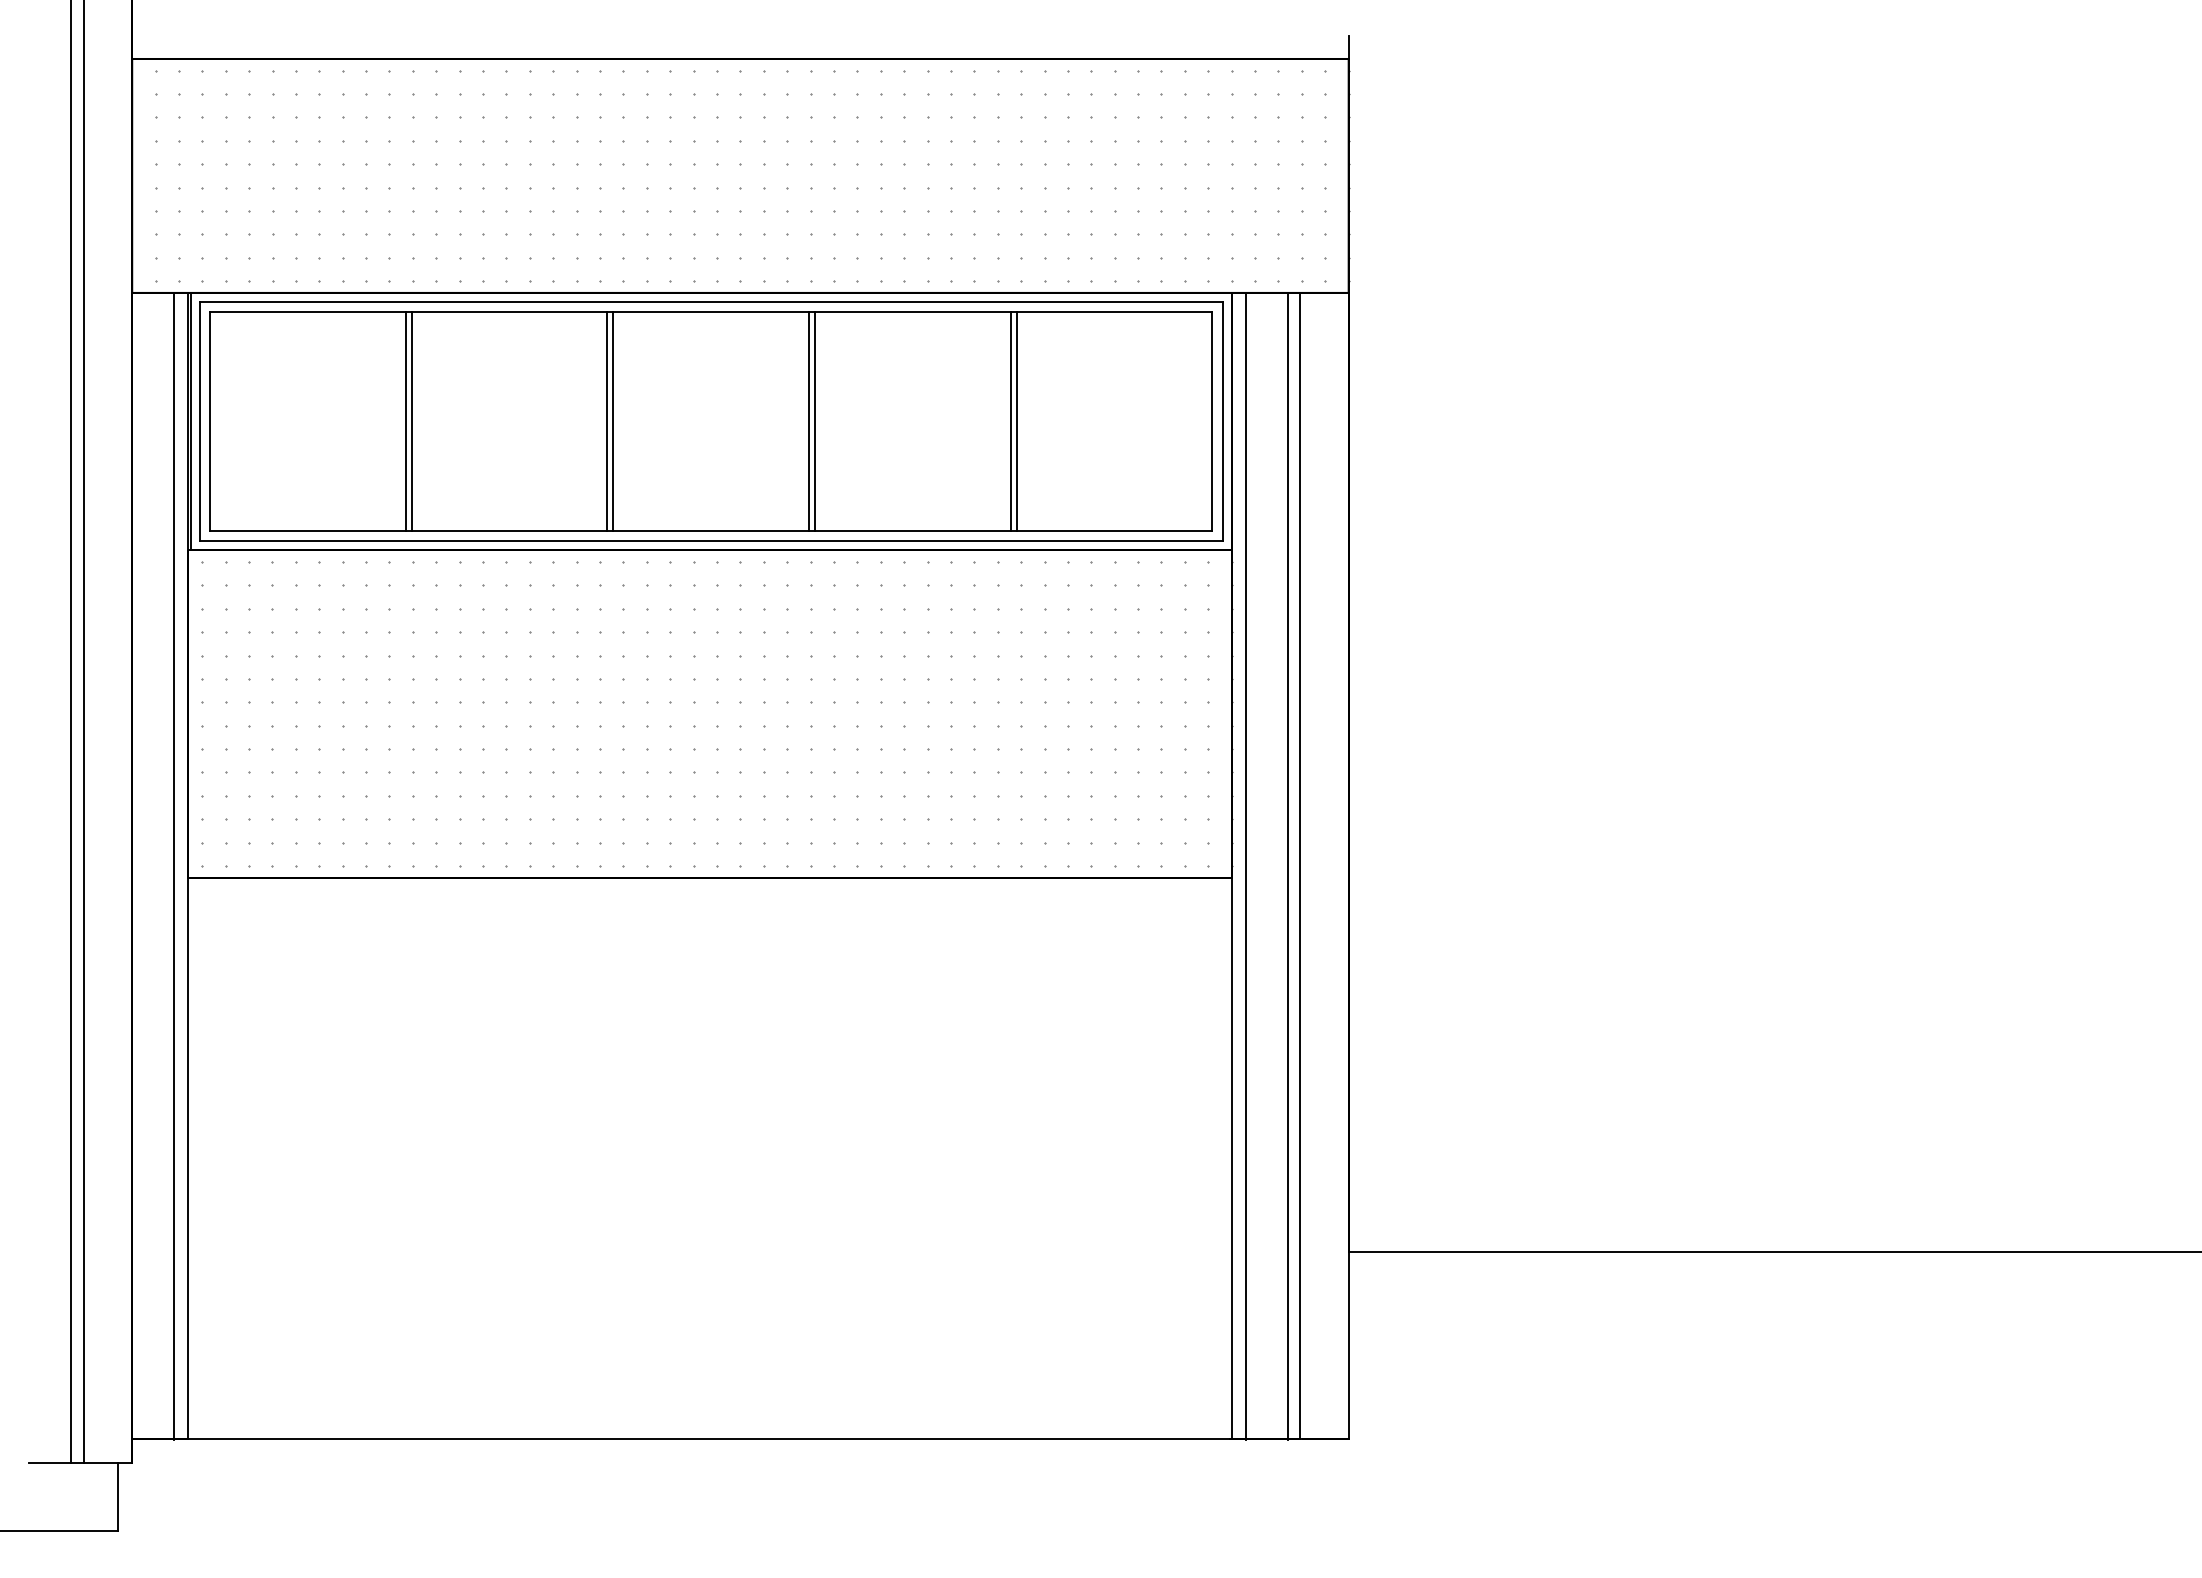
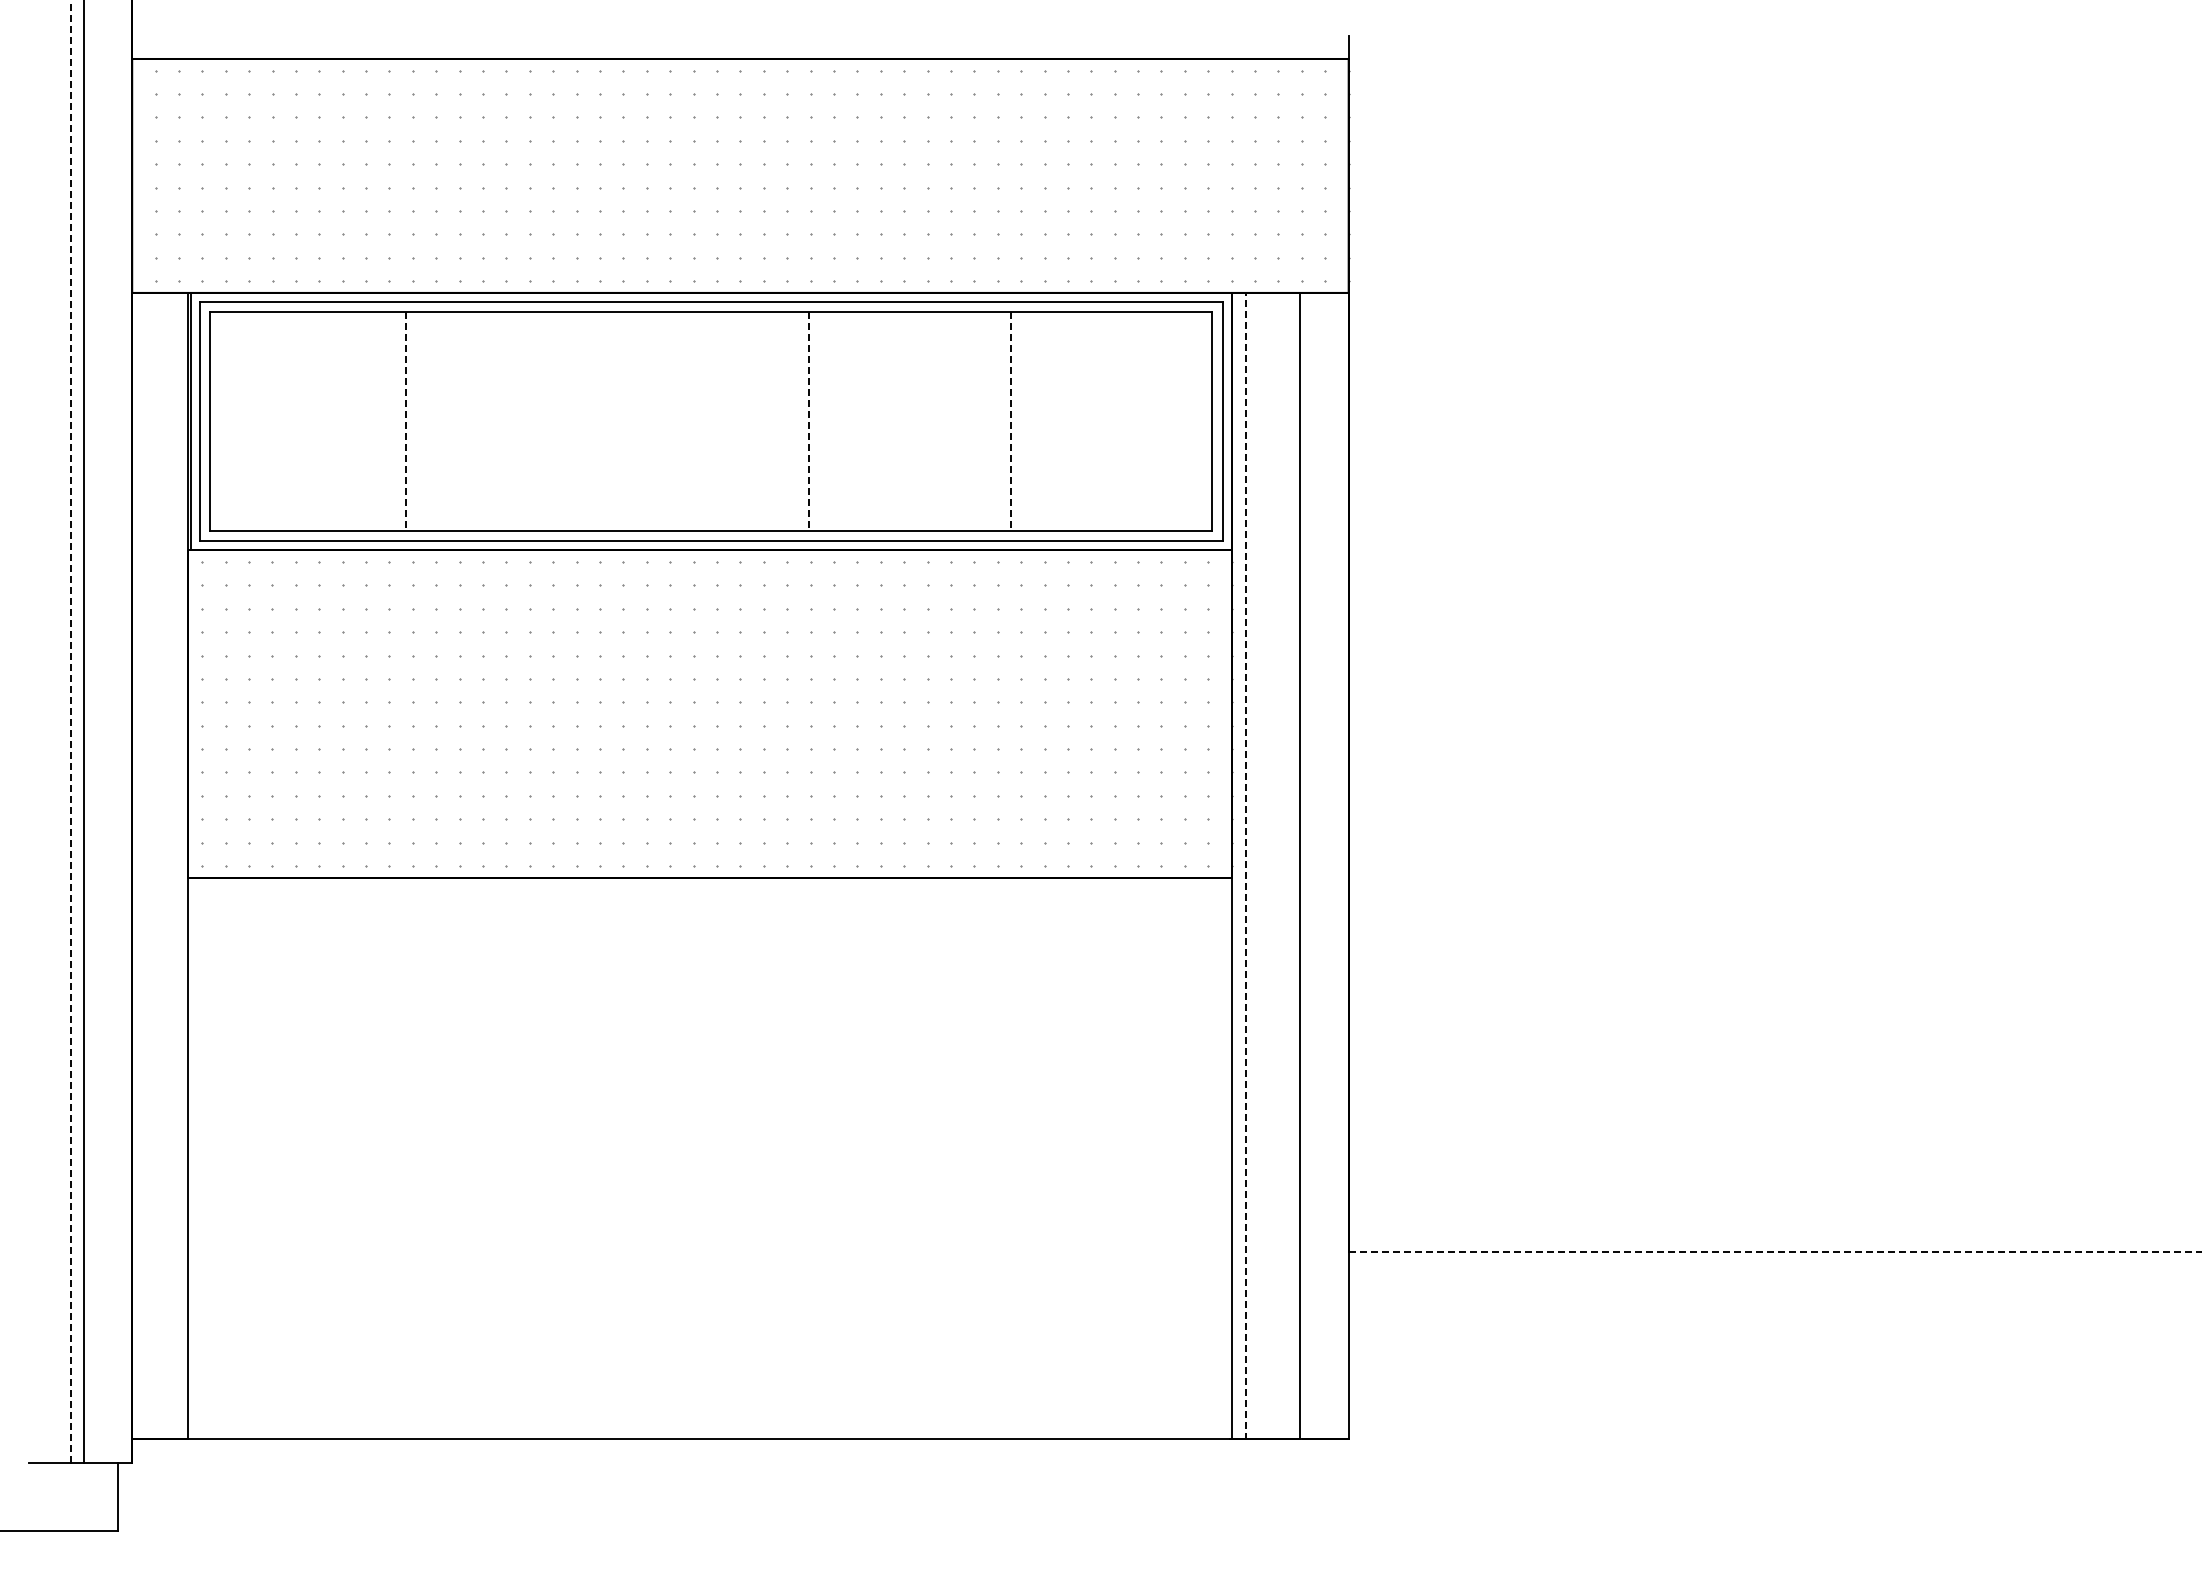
line: present -> none (411, 421)
line: present -> none (607, 421)
line: present -> none (613, 421)
line: present -> none (814, 421)
line: present -> none (1016, 421)
line: solid -> dashed (405, 422)
line: solid -> dashed (809, 422)
line: solid -> dashed (1010, 422)
line: solid -> dashed (71, 730)
line: present -> none (174, 865)
line: solid -> dashed (1245, 865)
line: present -> none (1288, 865)
line: solid -> dashed (1775, 1252)
